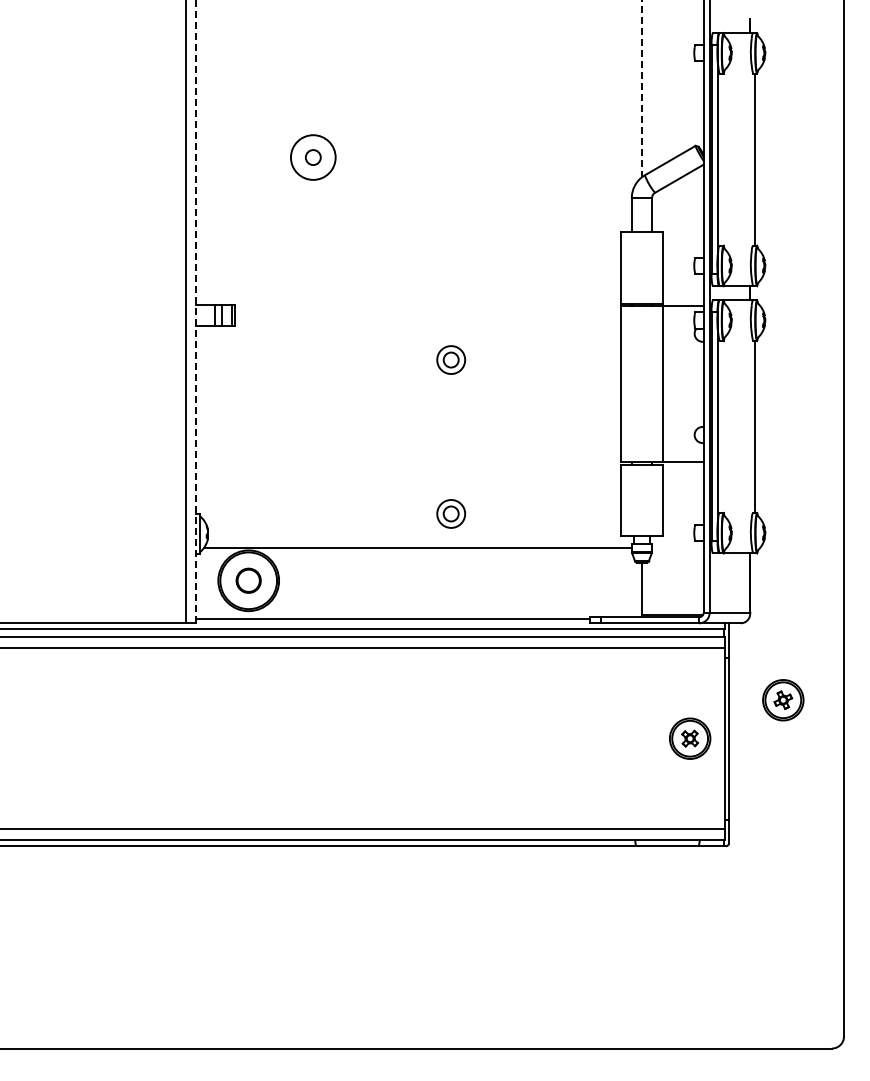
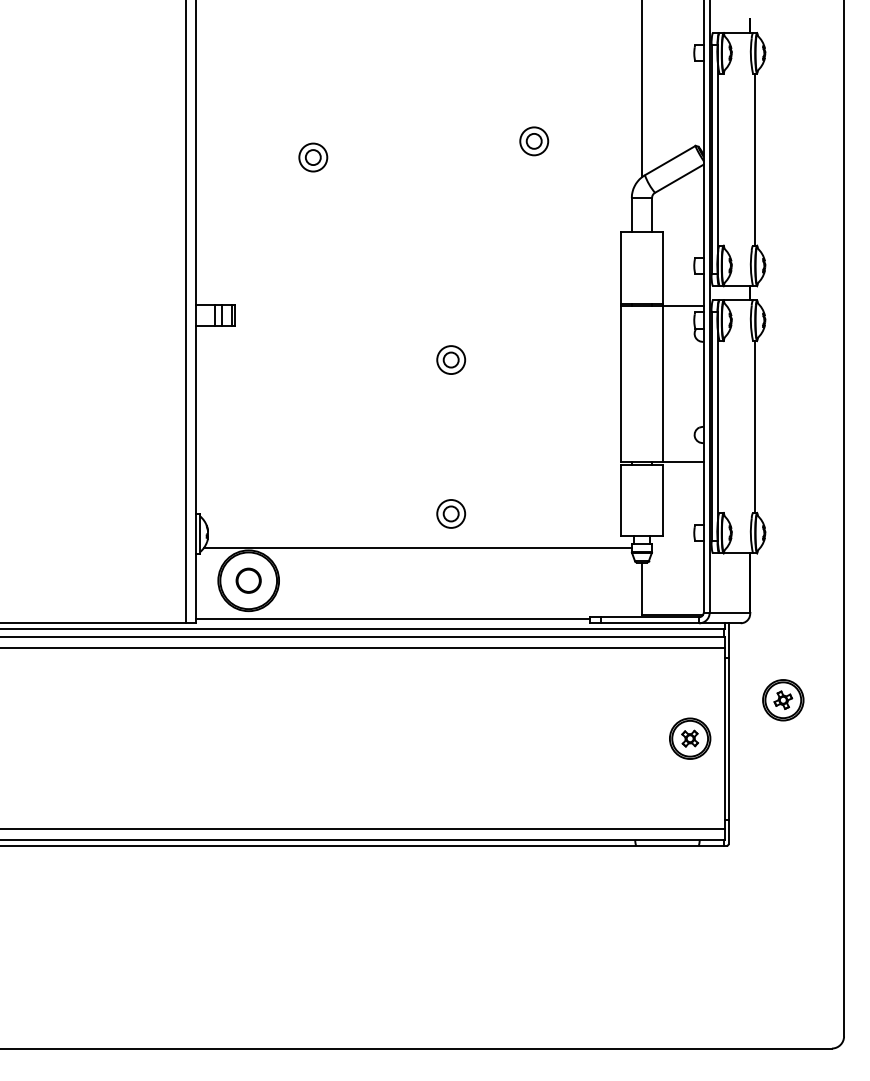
line: dashed -> solid (641, 89)
part: none -> present (534, 141)
circle diameter: 45 px -> 28 px (313, 157)
line: dashed -> solid (196, 311)
